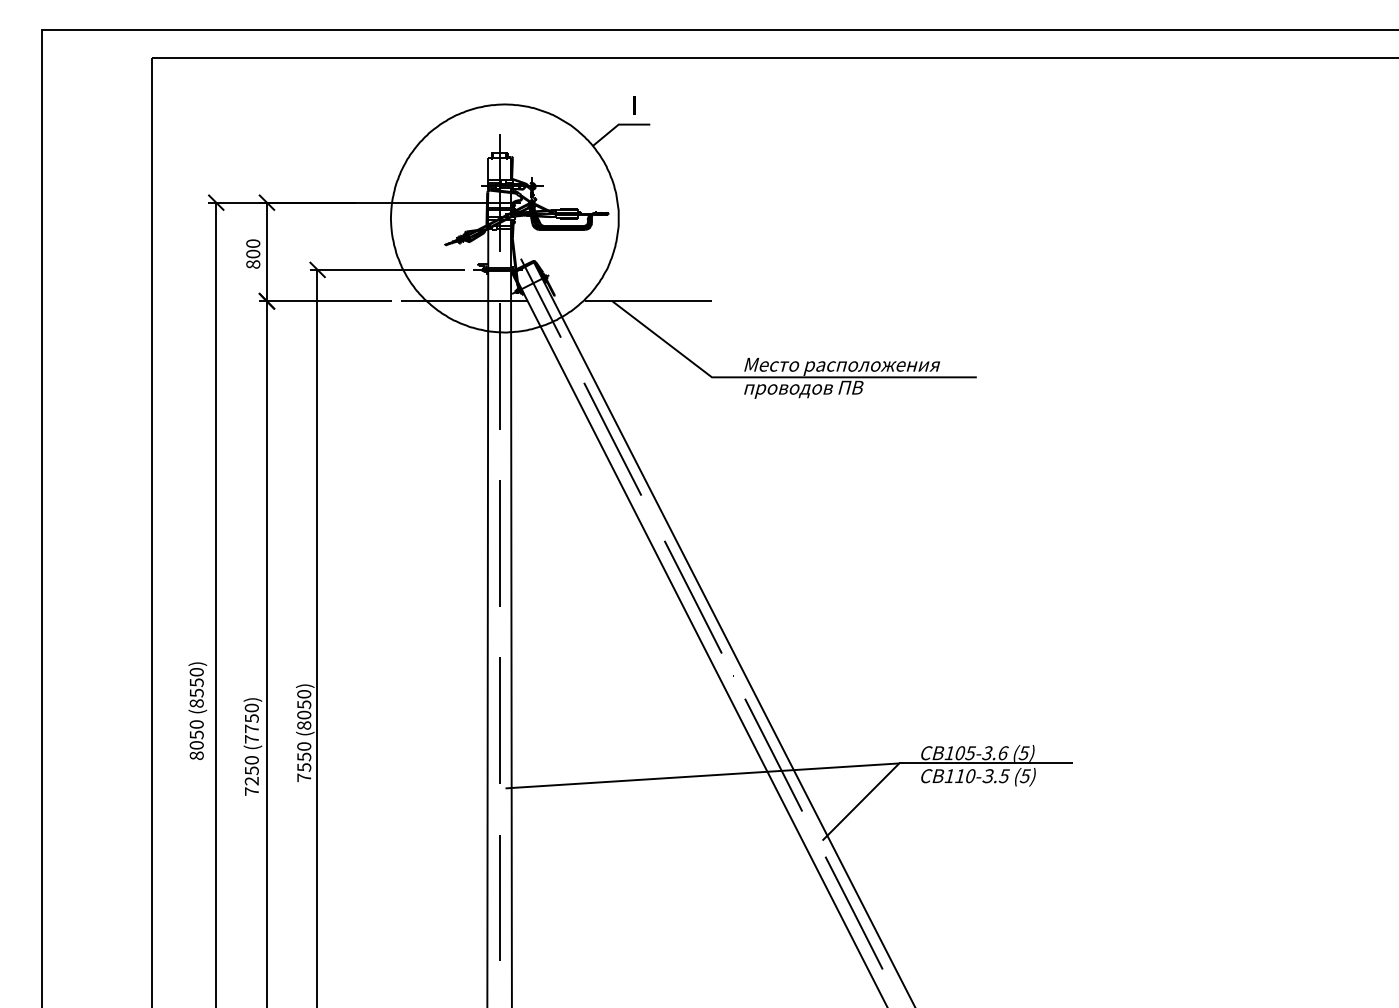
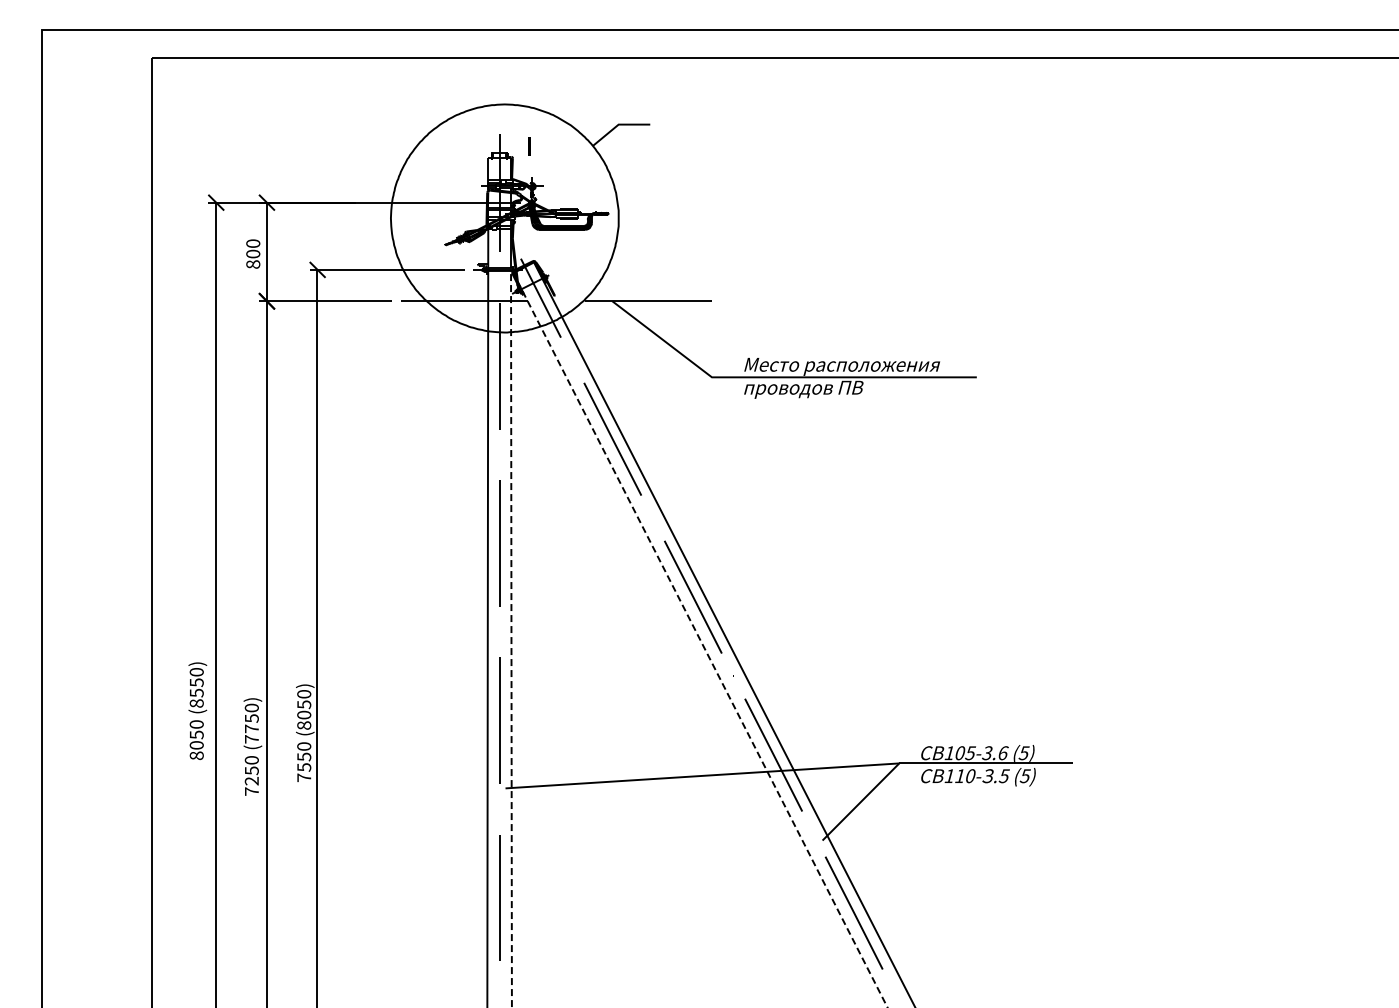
line position: (634, 105) -> (529, 146) (529, 146)
line: solid -> dashed (511, 639)
line: solid -> dashed (702, 644)
